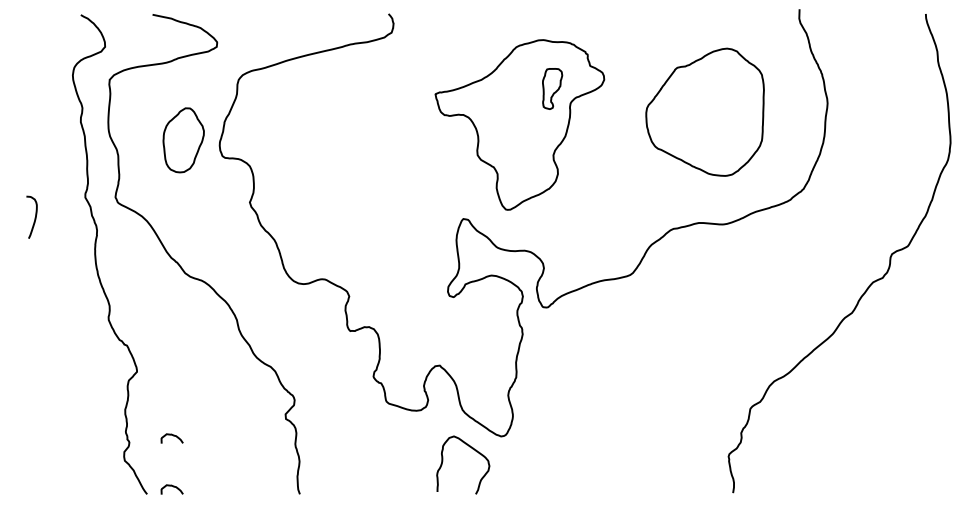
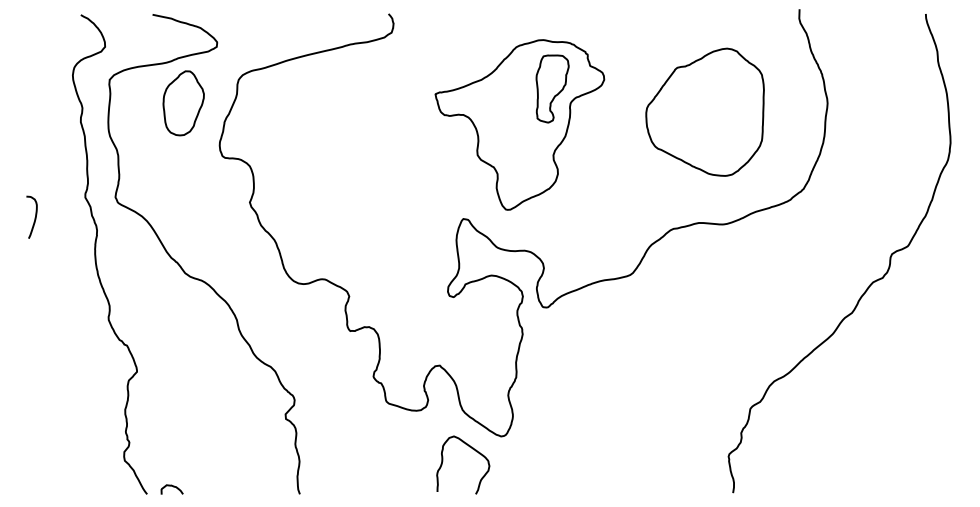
part size: 22x42 px -> 35x70 px (552, 88)
part position: (183, 140) -> (183, 103) (183, 103)
curve: present -> none (173, 436)
